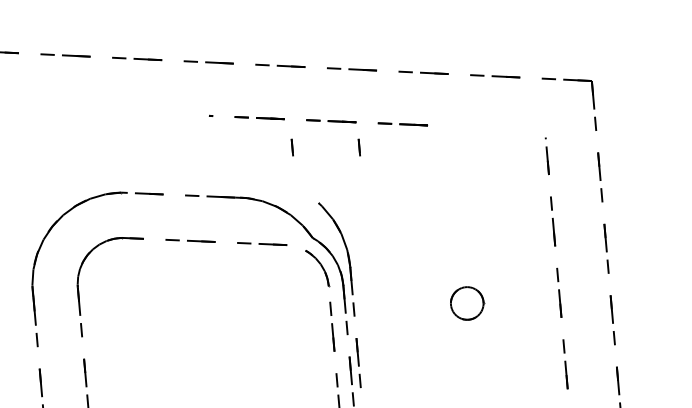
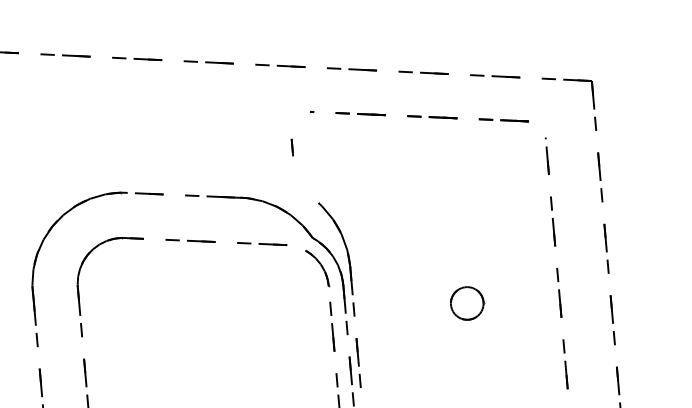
part position: (318, 120) -> (419, 116) (419, 116)
line: present -> none (358, 147)
